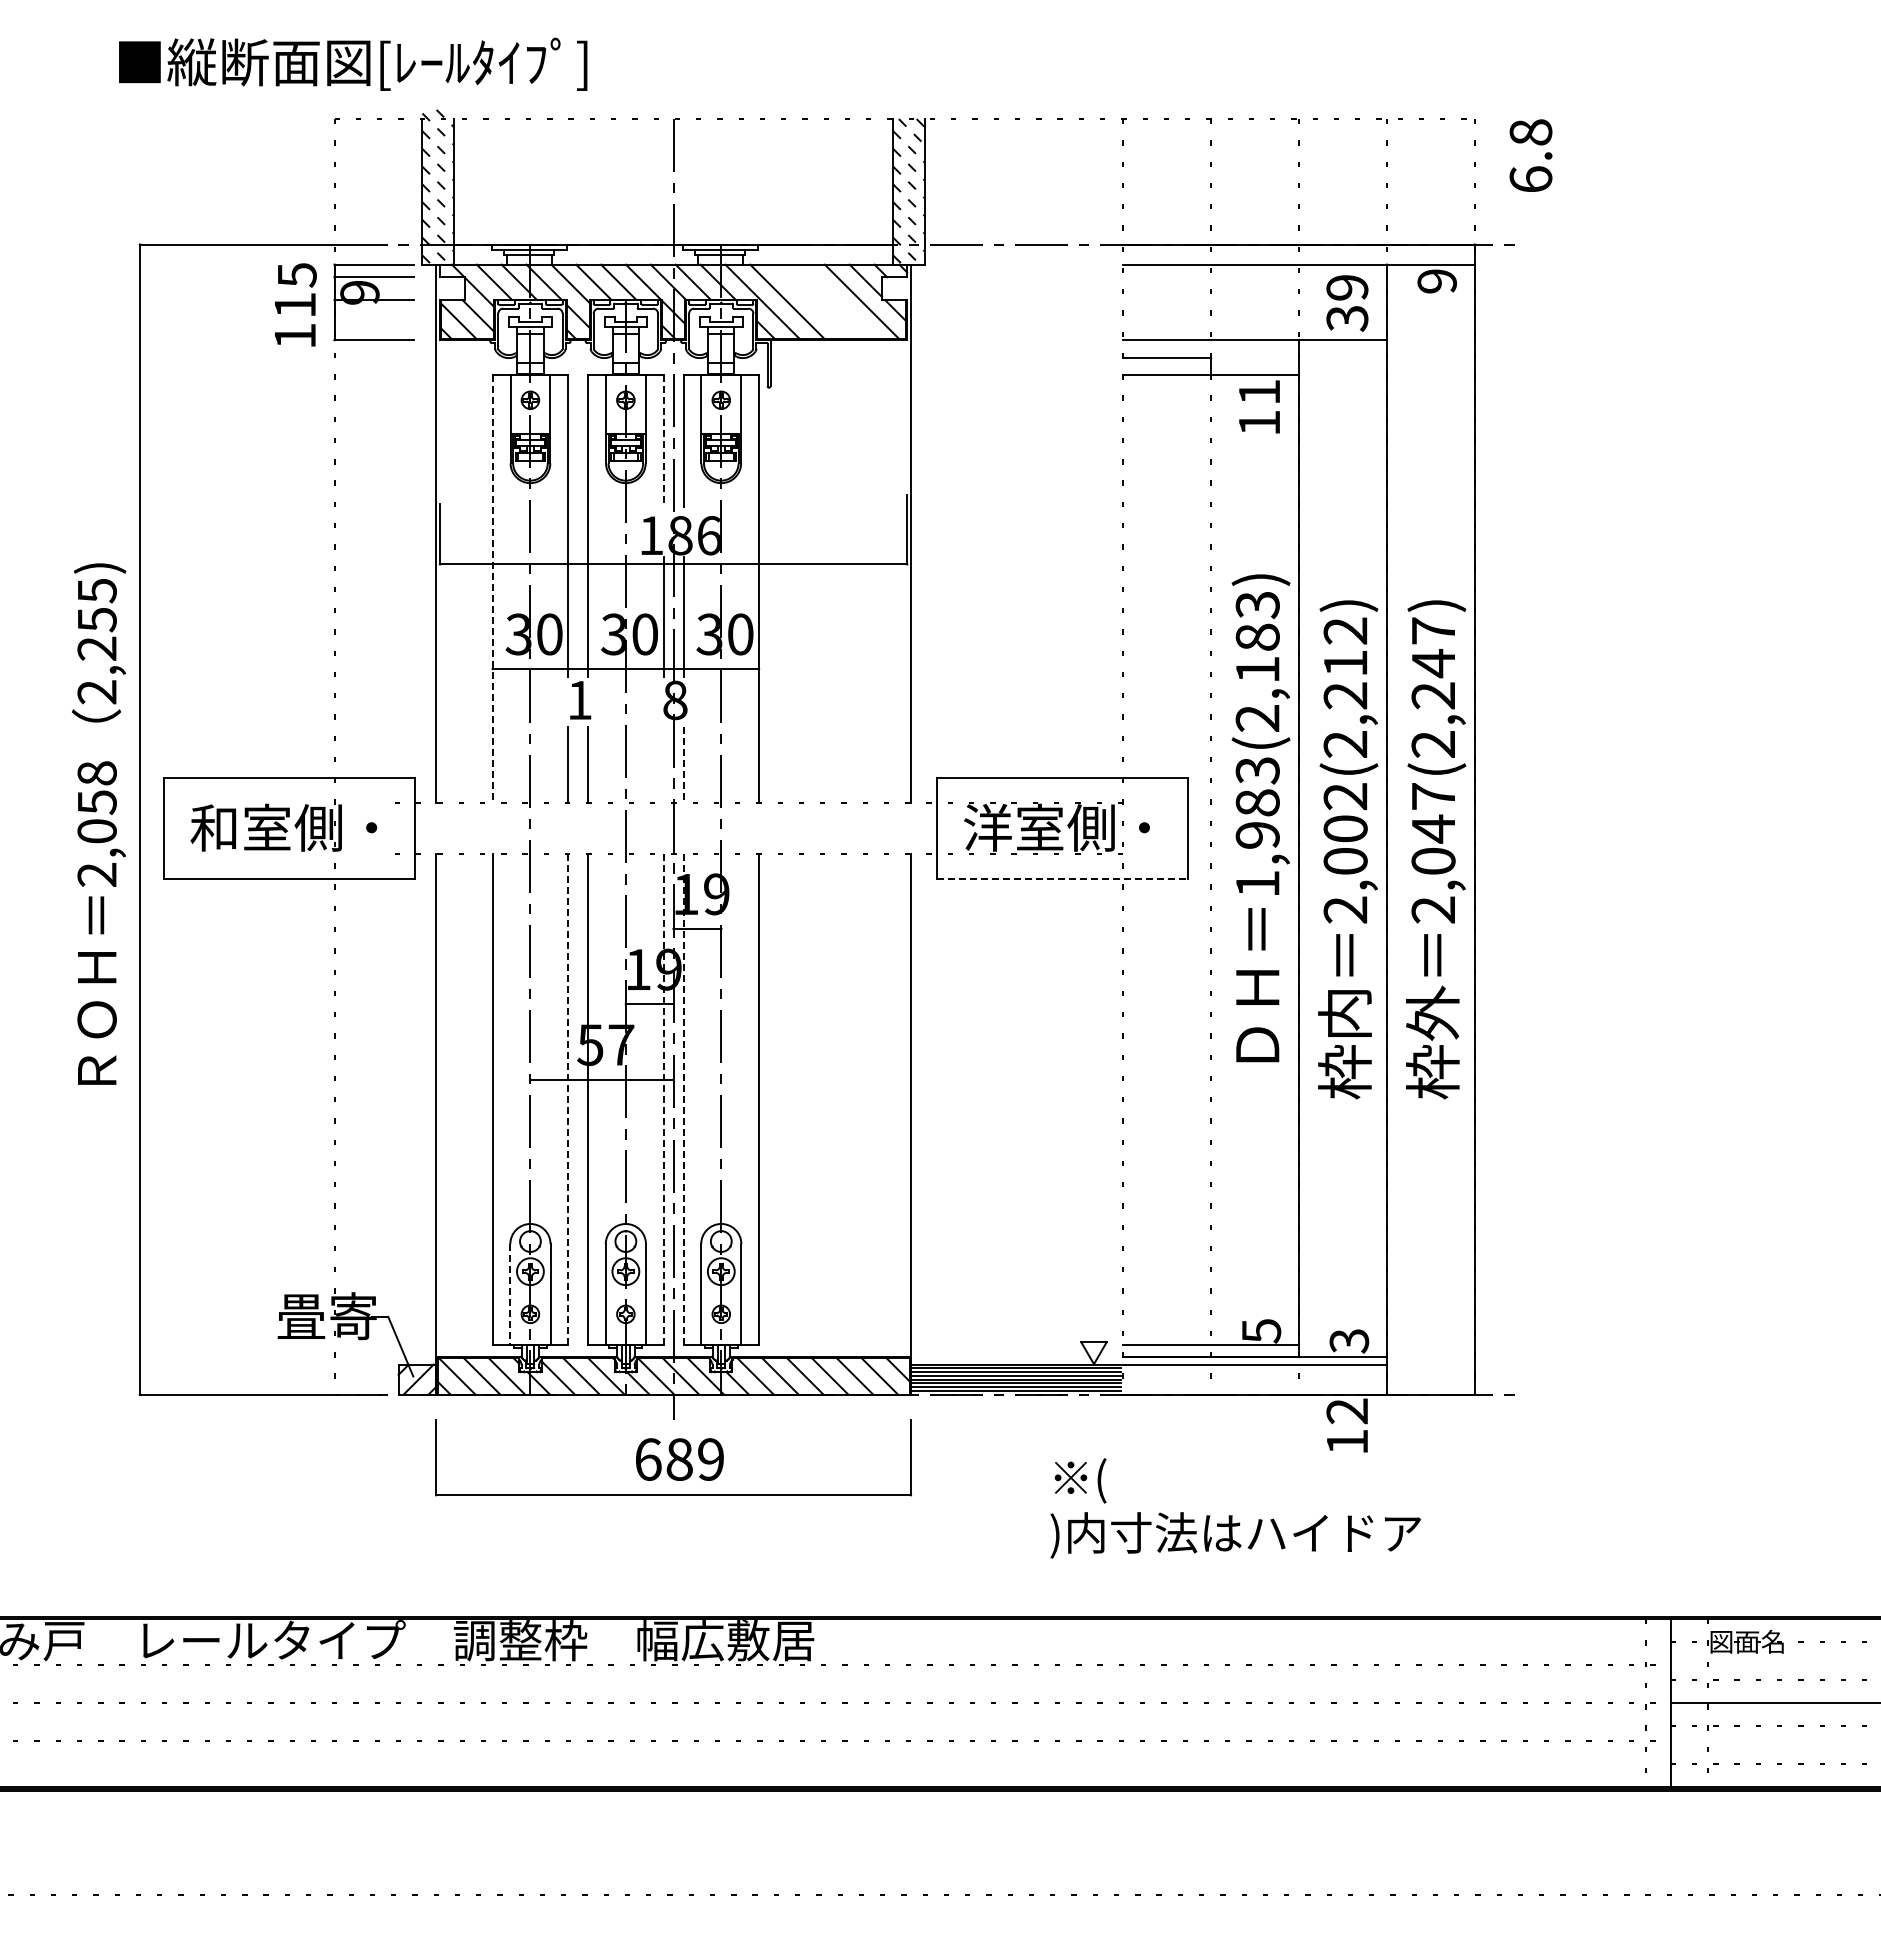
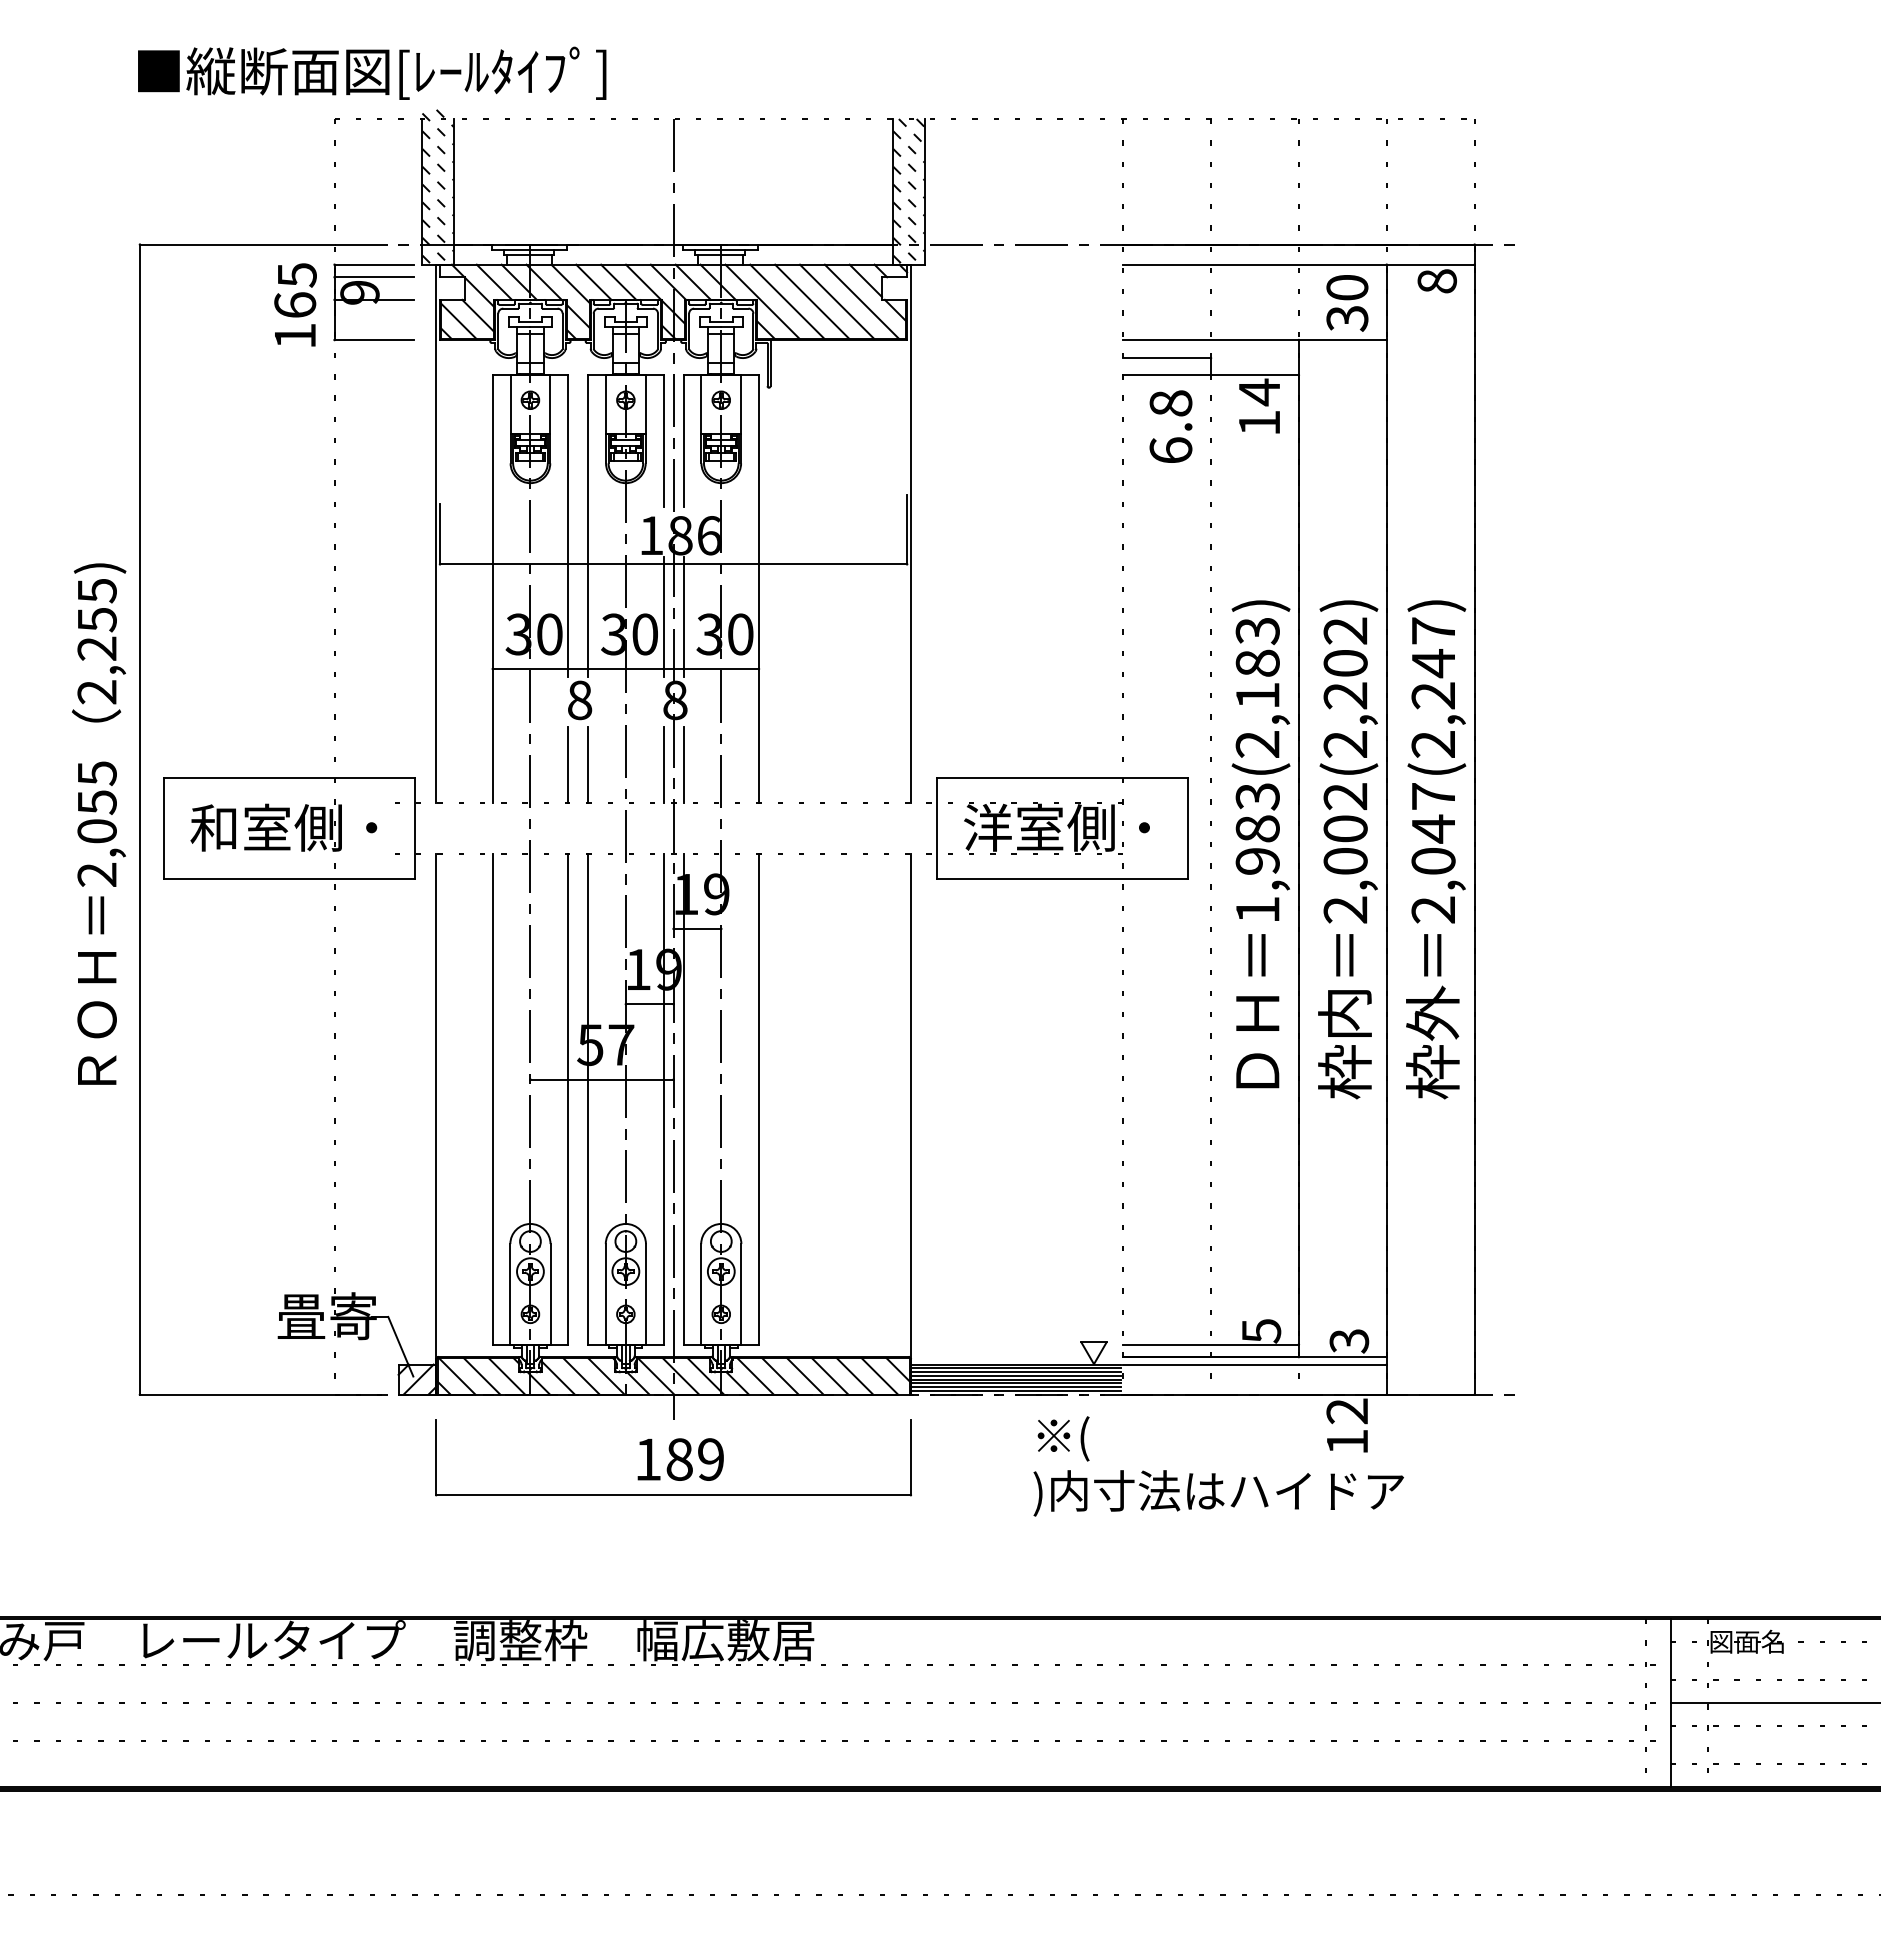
text position: (353, 63) -> (372, 72) (372, 72)
text position: (1530, 155) -> (1170, 426) (1170, 426)
text: 9 -> 8 (1437, 281)
text: 39 -> 30 (1347, 287)
line: none -> present (812, 301)
line: none -> present (837, 301)
text: 11 -> 16 (295, 304)
text: 11 -> 14 (1259, 392)
line: dashed -> solid (663, 440)
line: dashed -> solid (492, 589)
text: 2,002(2,212) -> 2,002(2,202) (1345, 663)
text: 1 -> 8 (580, 700)
line: none -> present (663, 764)
line: dashed -> solid (683, 765)
text: 2,058 -> 2,055 (96, 773)
text position: (1260, 818) -> (1260, 844) (1260, 844)
line: dashed -> solid (1062, 878)
line: dashed -> solid (568, 1099)
line: dashed -> solid (663, 1099)
line: dashed -> solid (683, 1099)
line: dashed -> solid (510, 1294)
text: 689 -> 189 (648, 1459)
text position: (1235, 1508) -> (1218, 1466) (1218, 1466)
